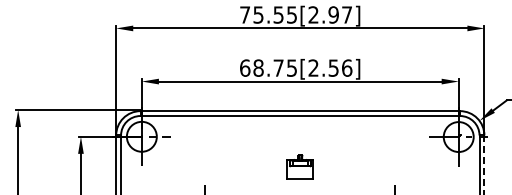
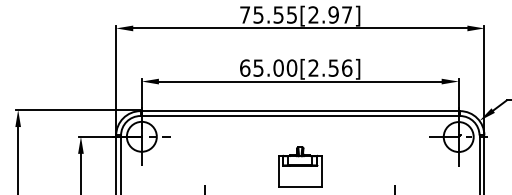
text: 68.75[2.56] -> 65.00[2.56] (275, 67)
line: dashed -> solid (484, 165)
part size: 28x26 px -> 45x42 px (300, 166)
